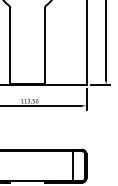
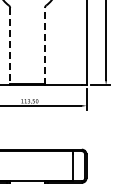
line: solid -> dashed (10, 46)
line: solid -> dashed (44, 46)
